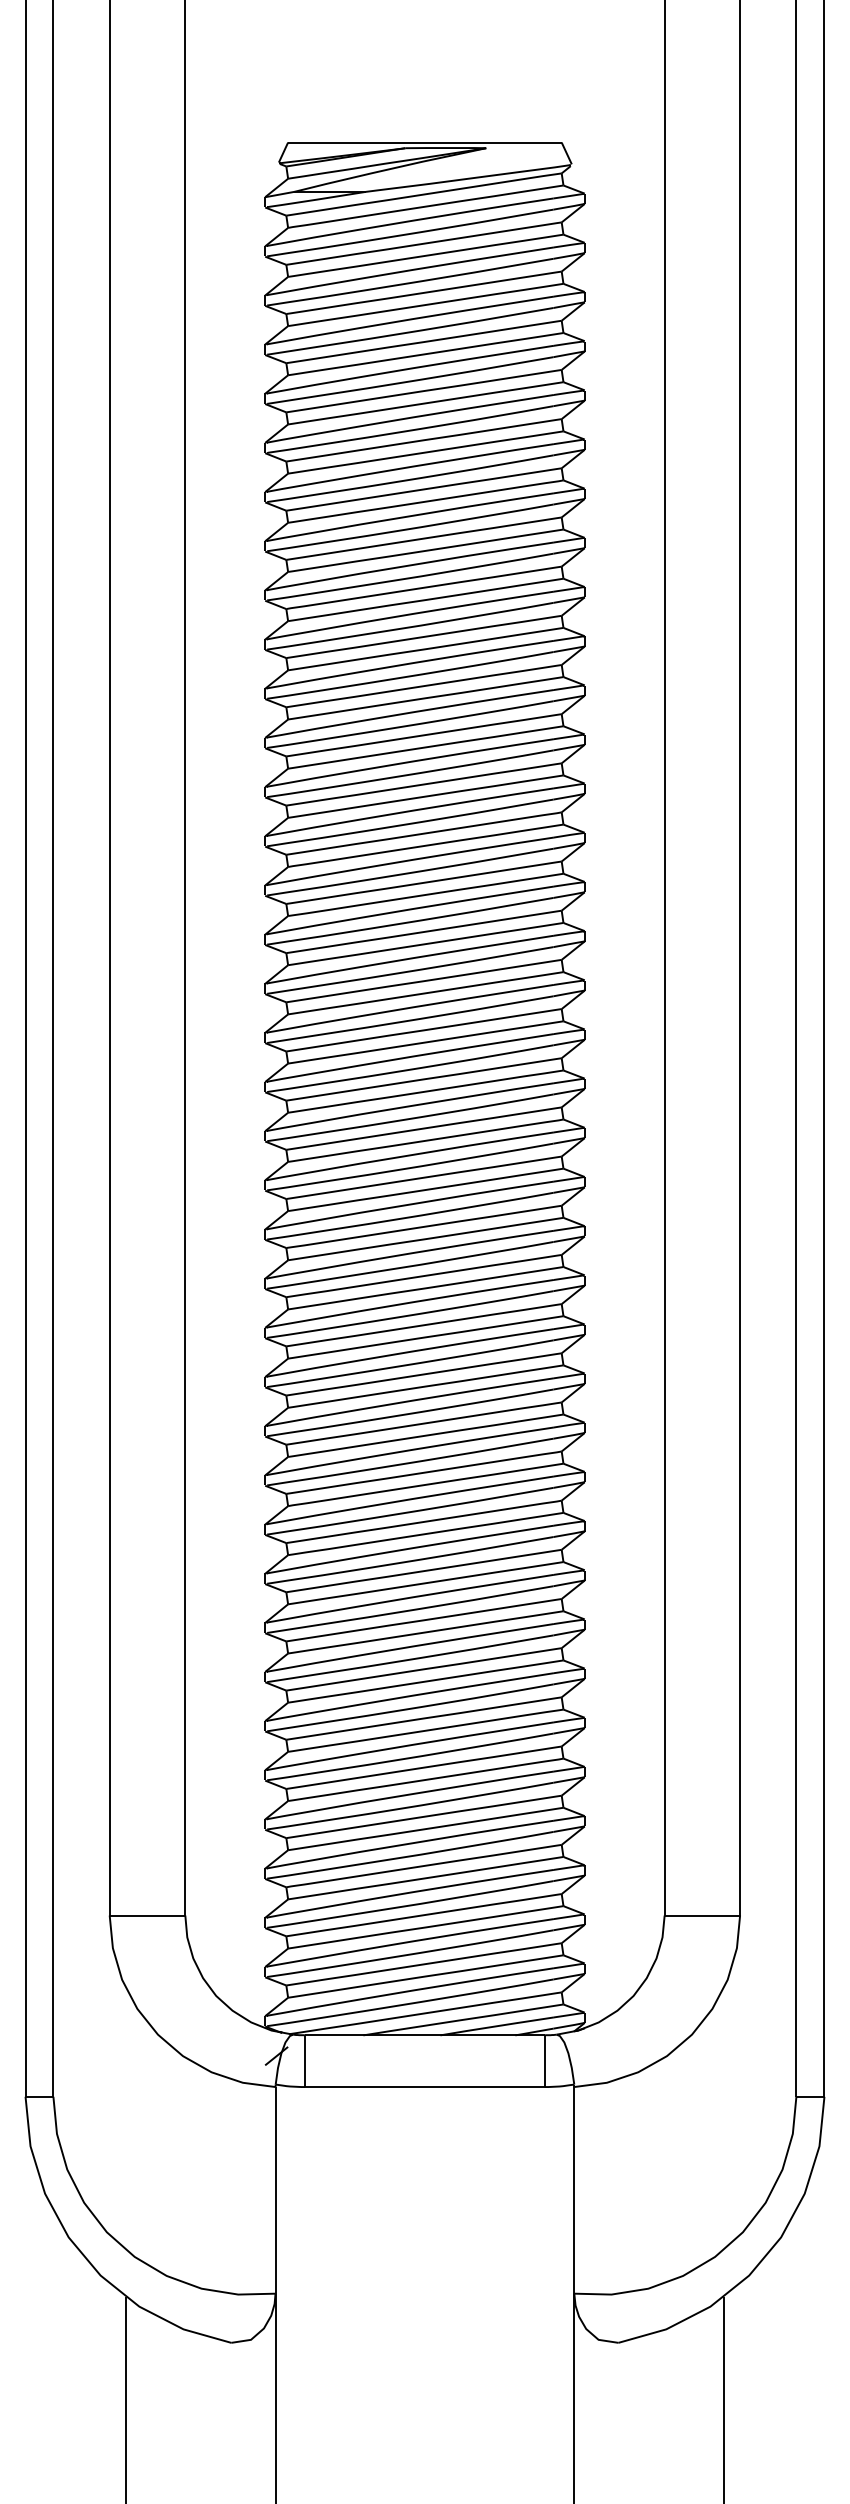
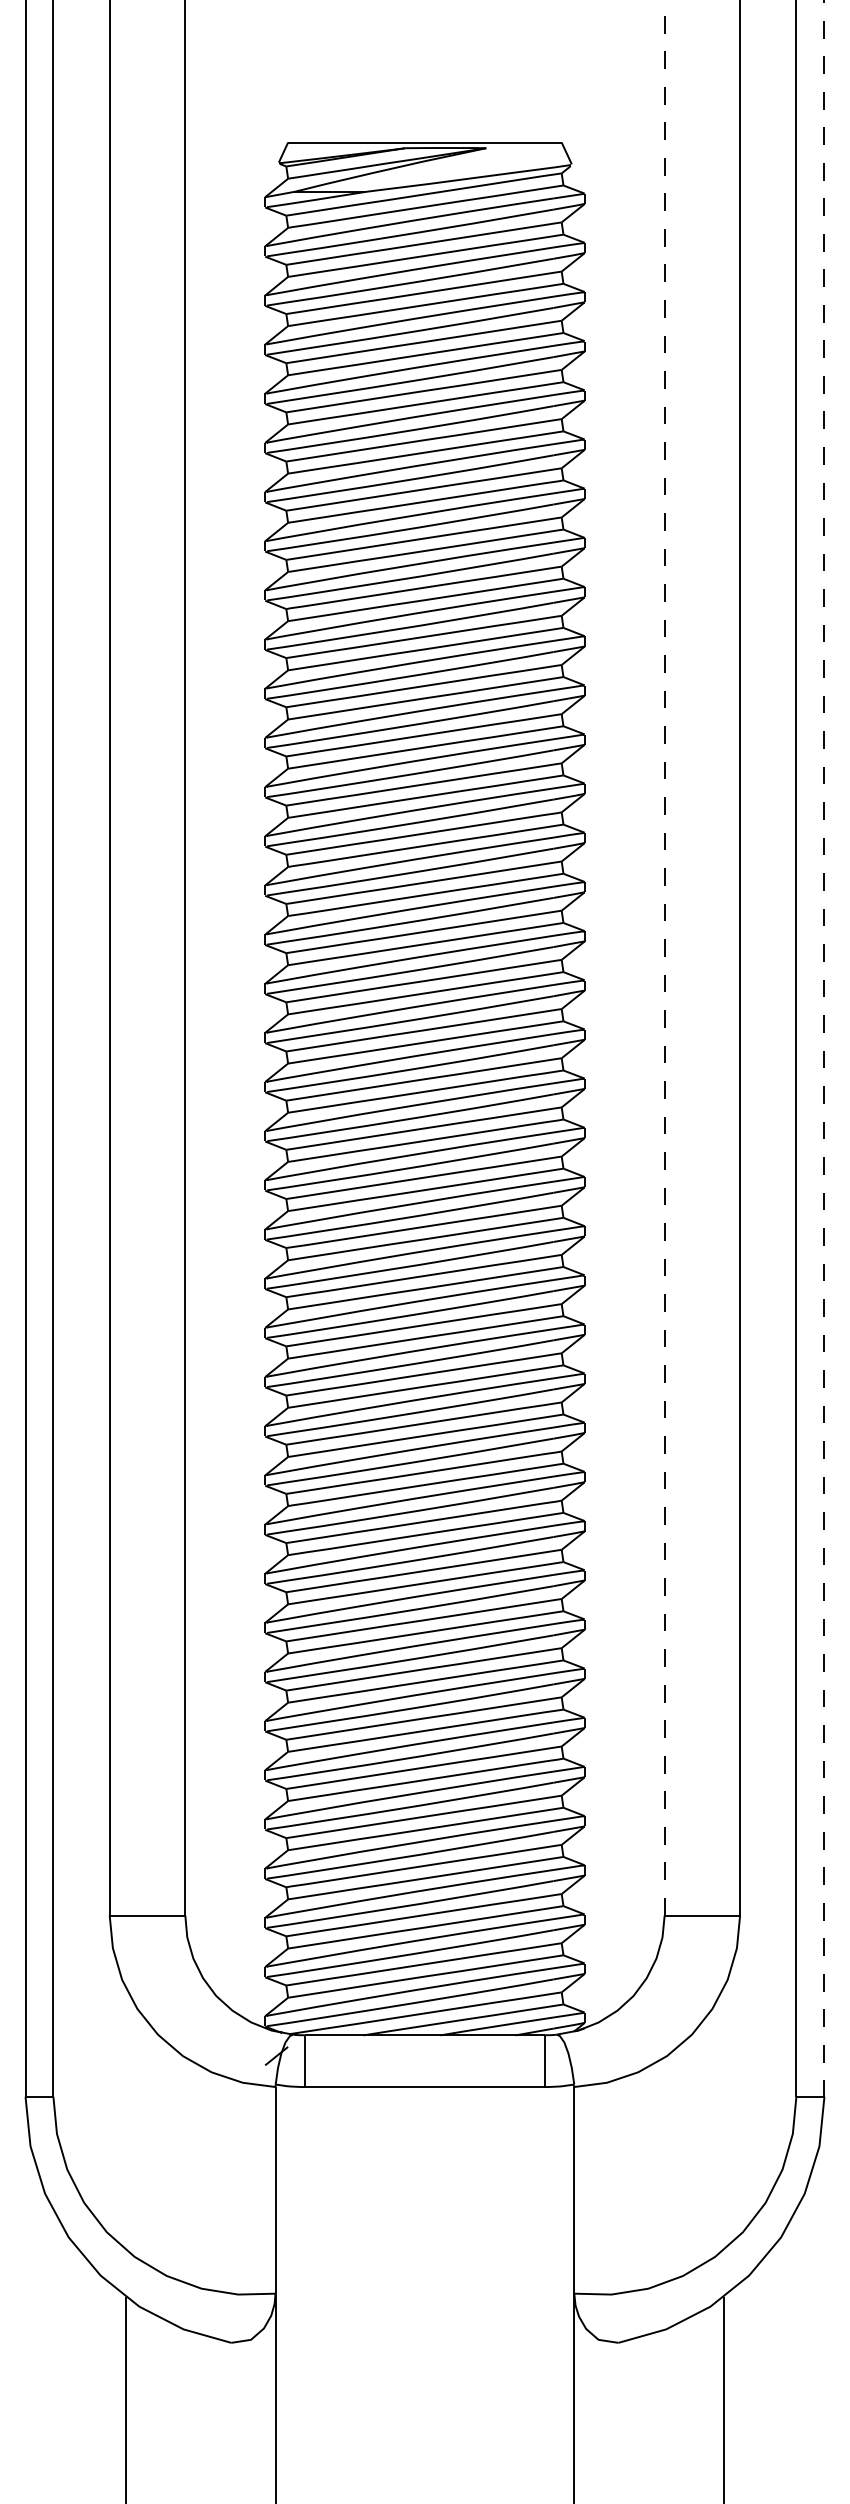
line: solid -> dashed (664, 957)
line: solid -> dashed (824, 1048)
